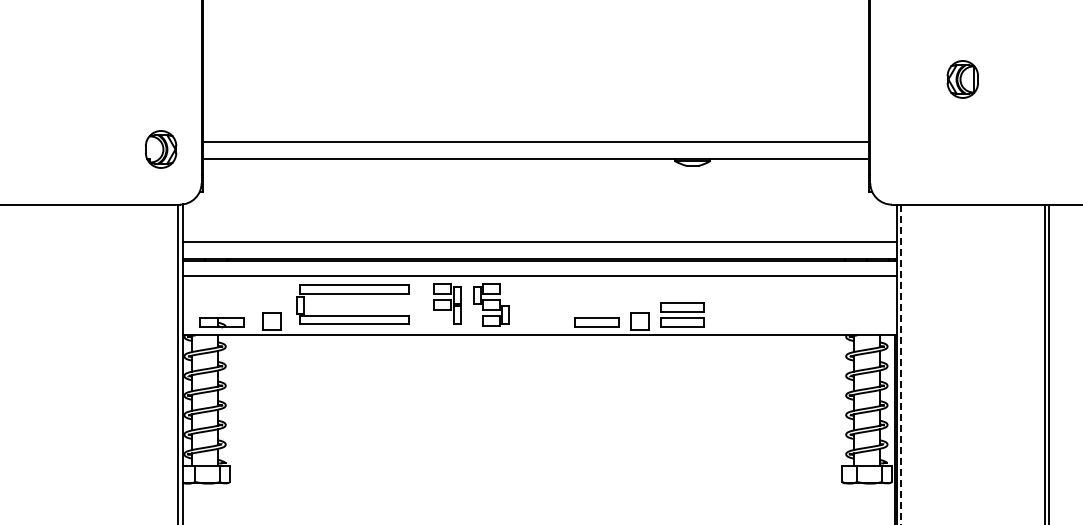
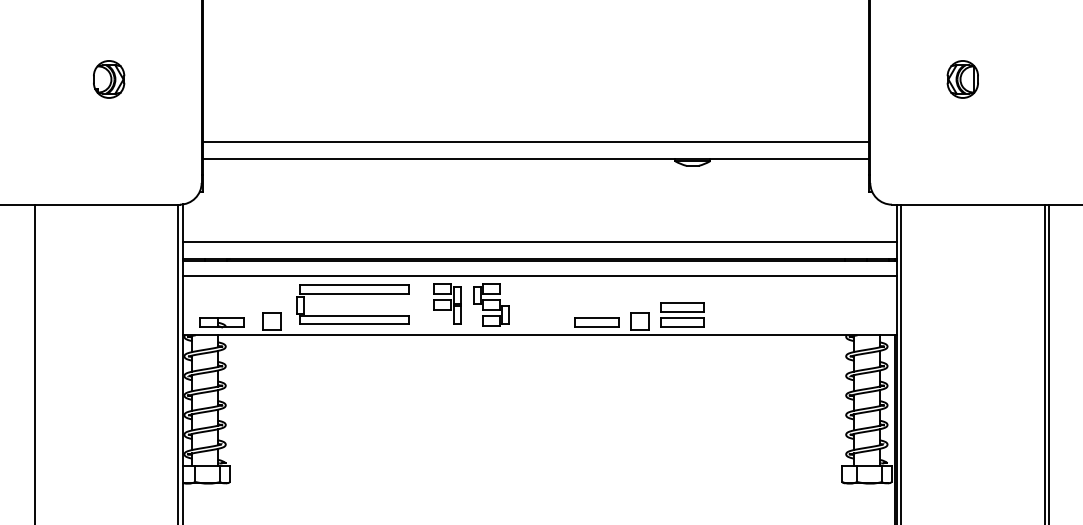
part position: (161, 149) -> (109, 79) (109, 79)
line: none -> present (34, 362)
line: dashed -> solid (901, 364)
